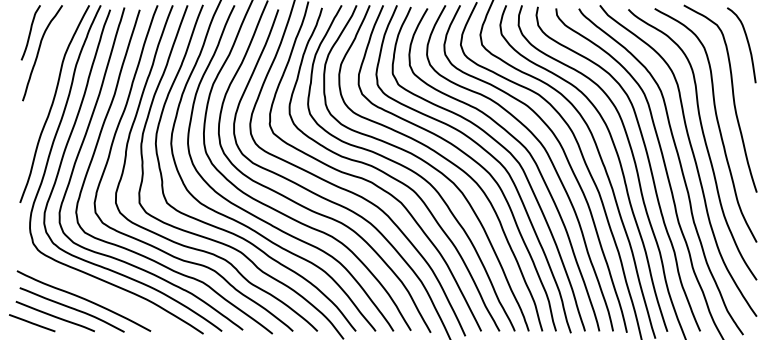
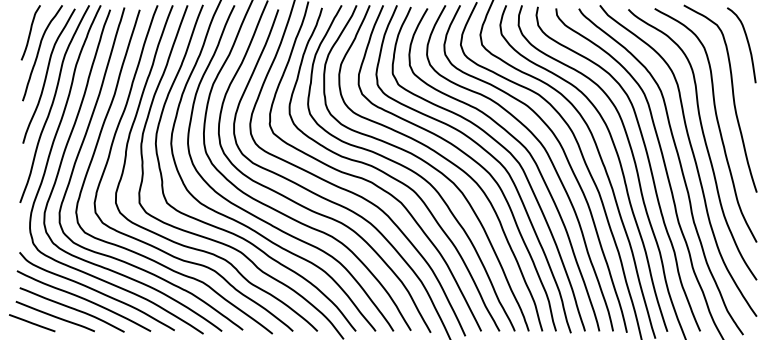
curve: none -> present (47, 75)
curve: none -> present (96, 291)
